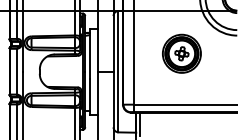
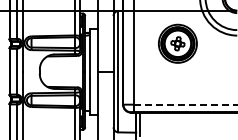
part position: (181, 53) -> (177, 43) (177, 43)
line: solid -> dashed (185, 104)
